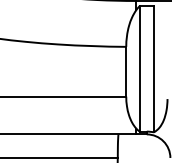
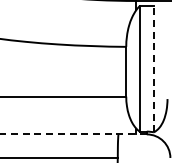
line: solid -> dashed (153, 68)
line: solid -> dashed (73, 134)
